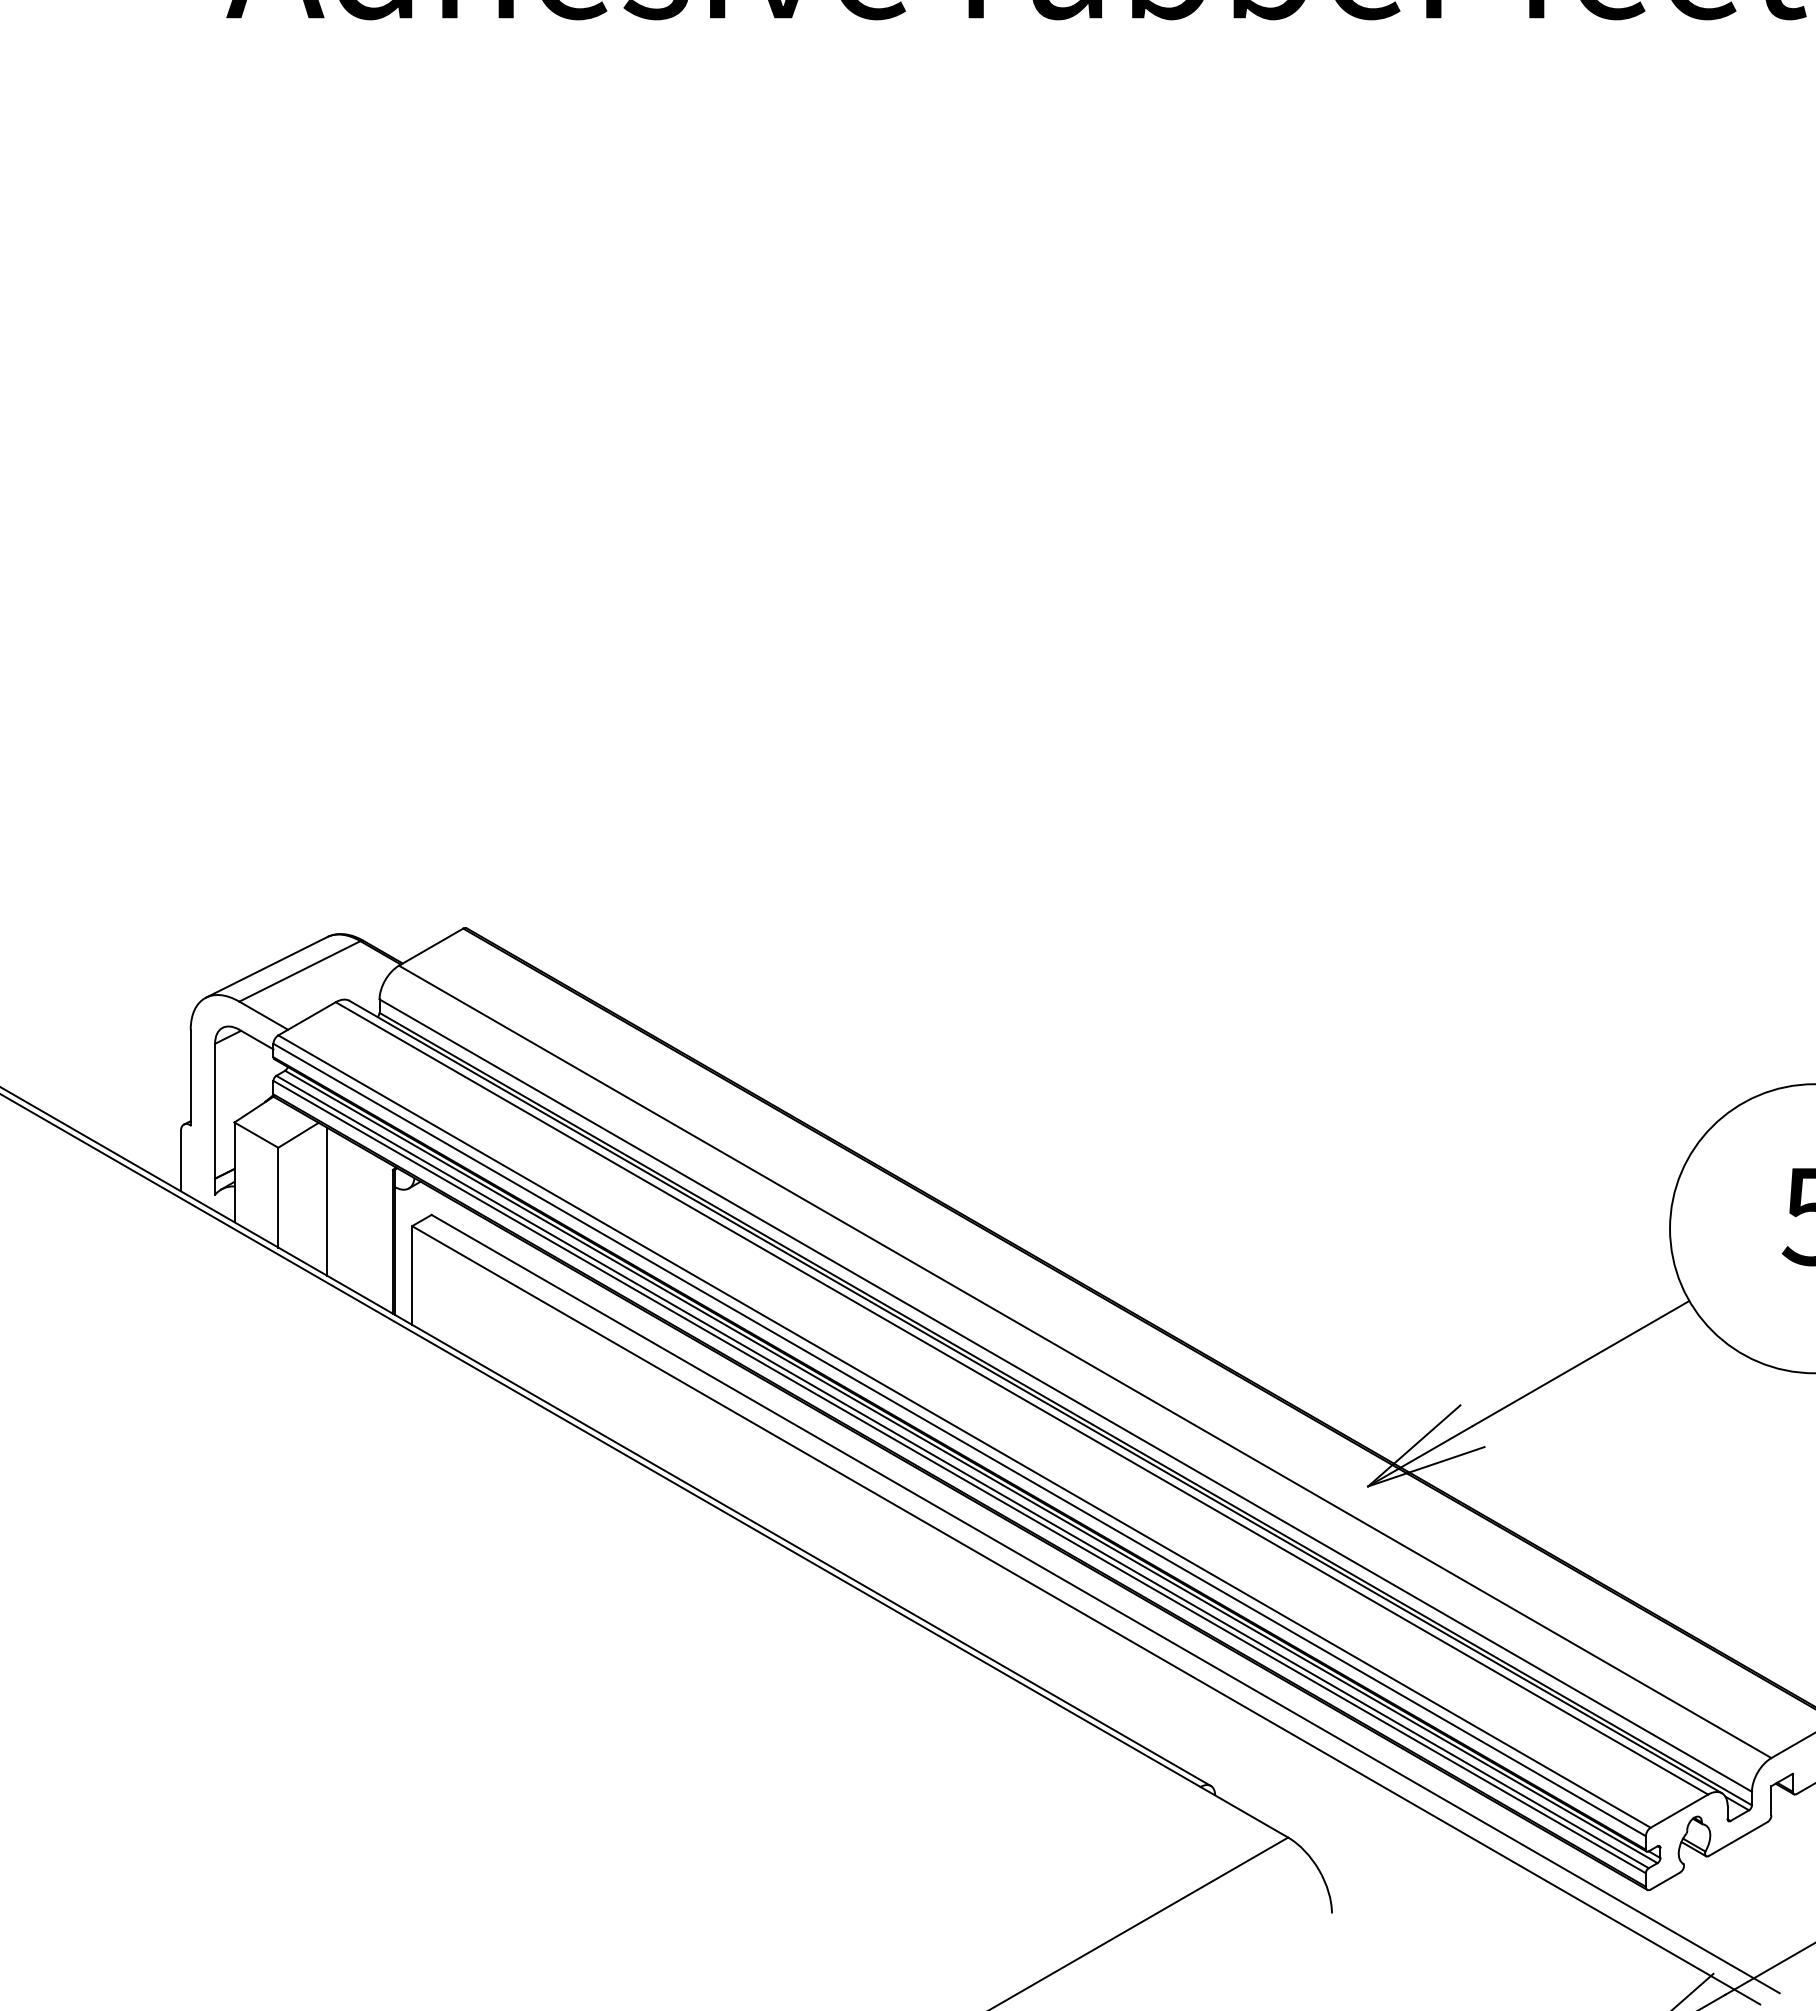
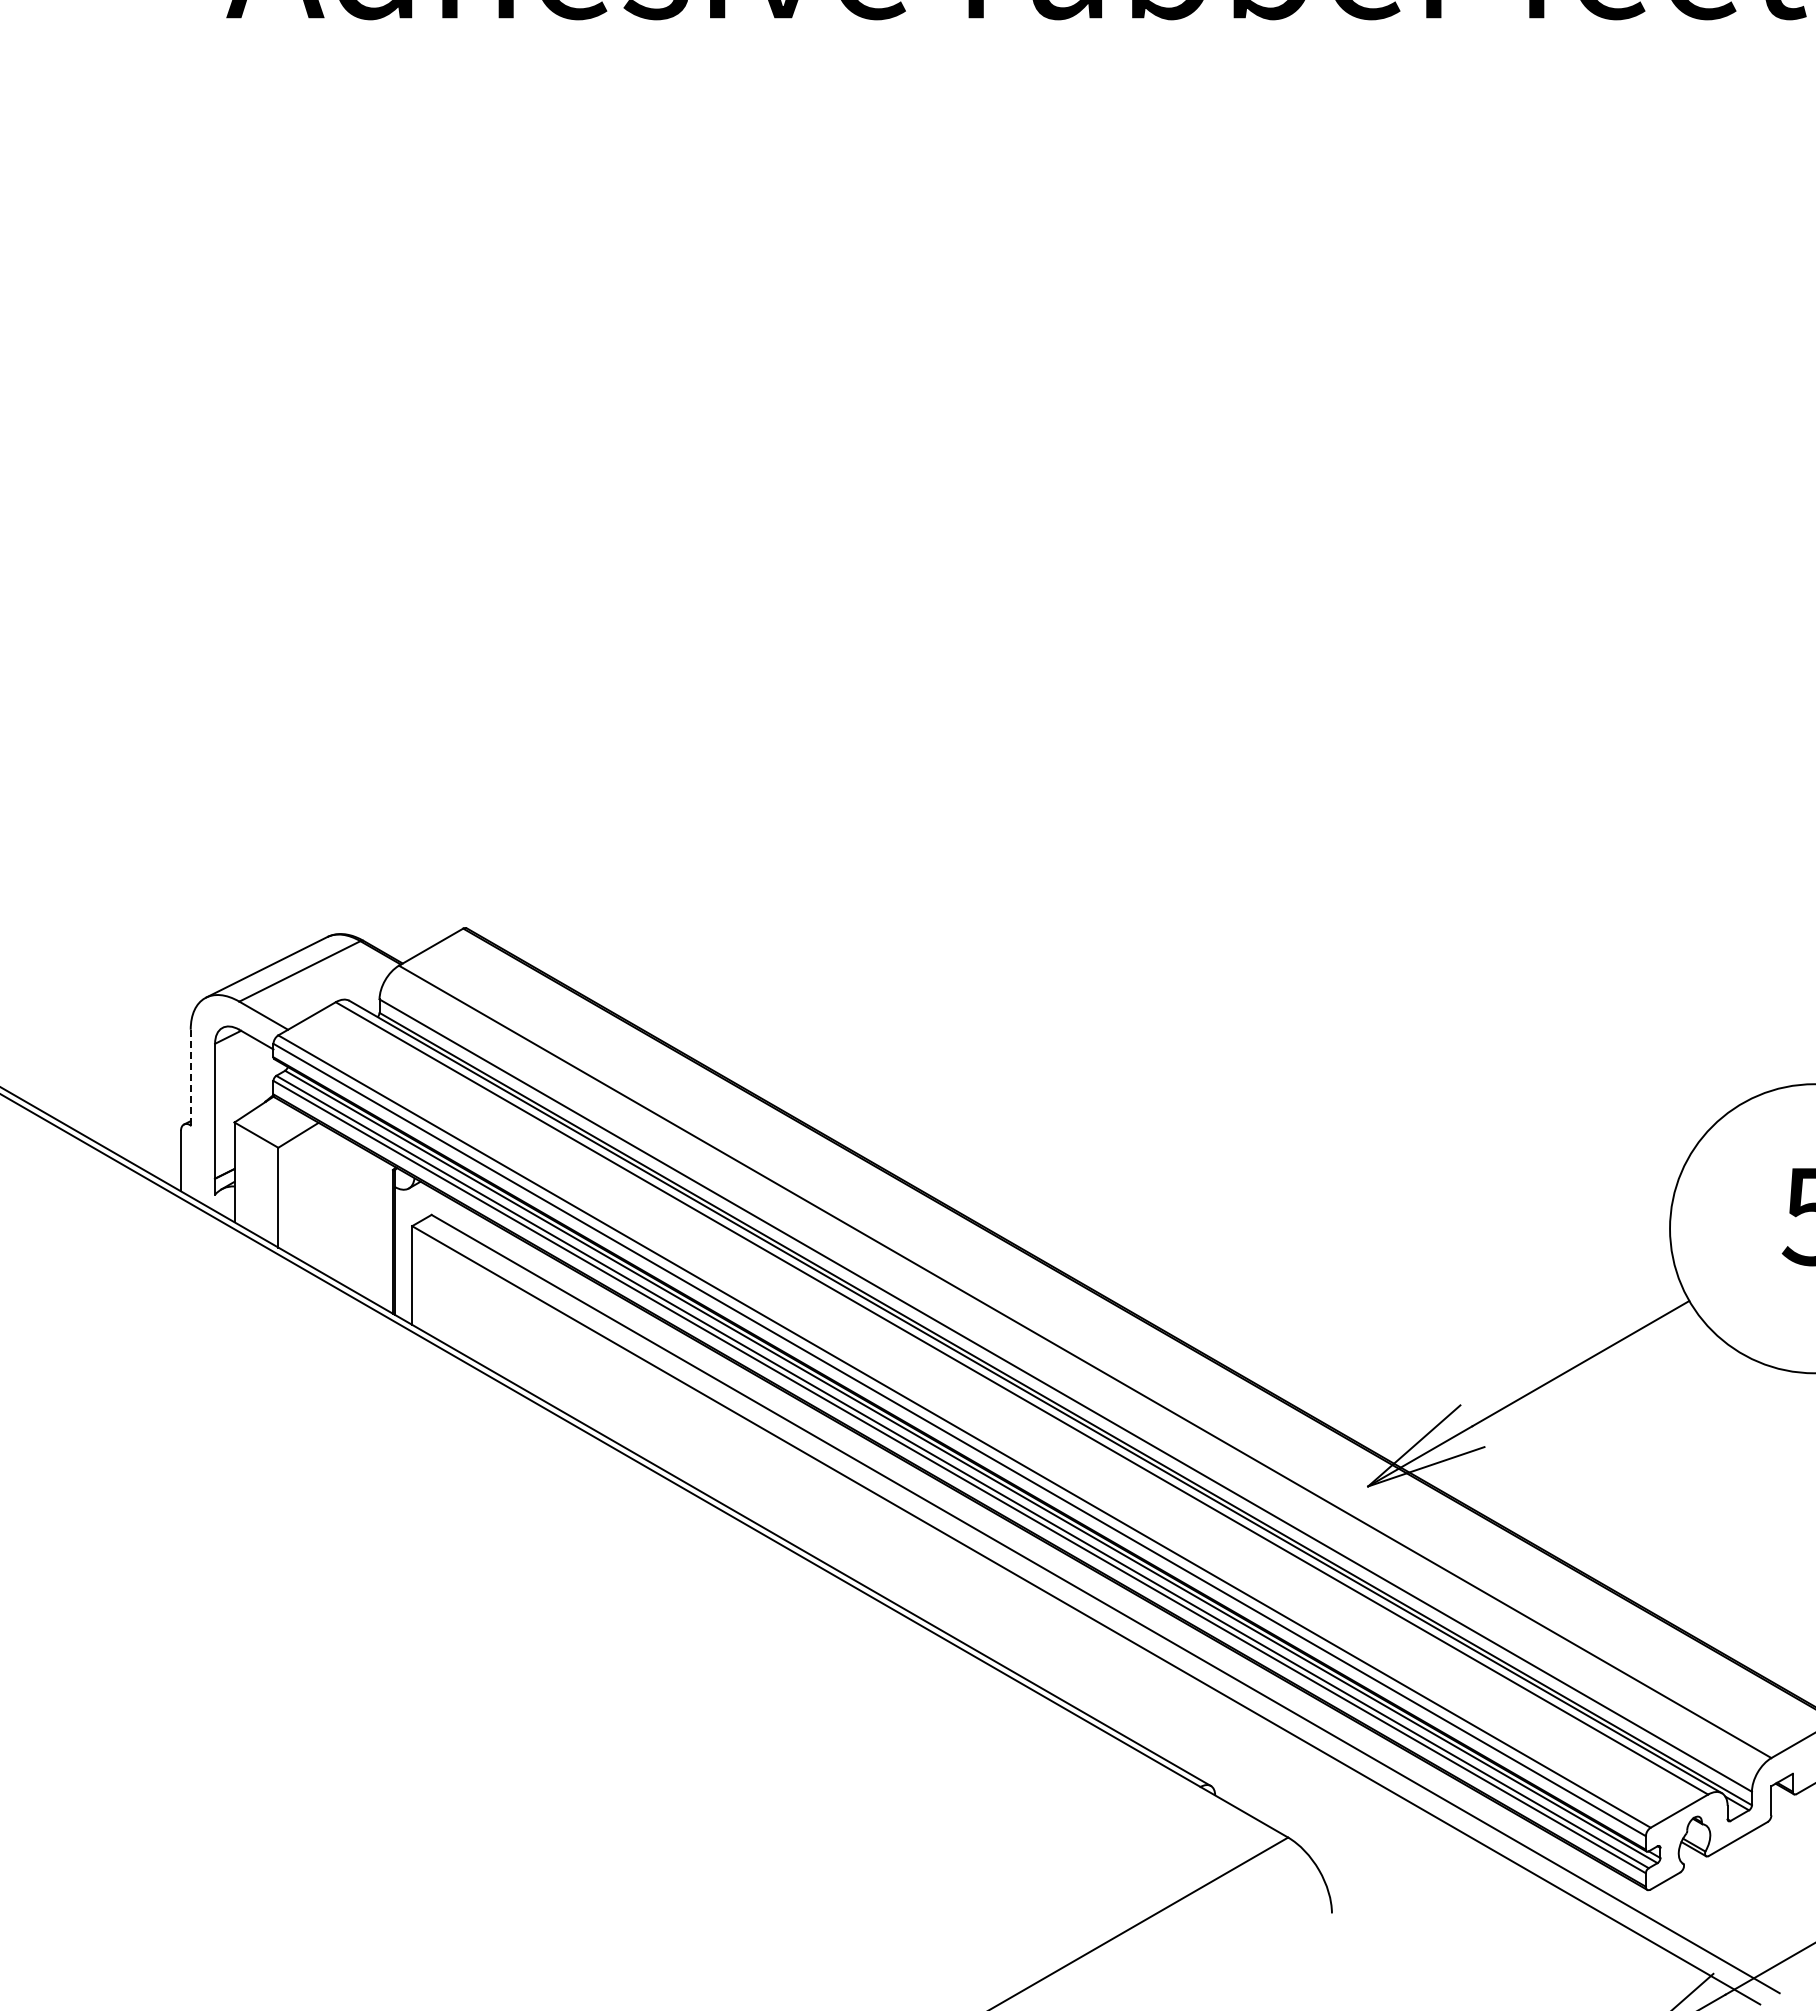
line: solid -> dashed (190, 1077)
line: present -> none (327, 1201)
